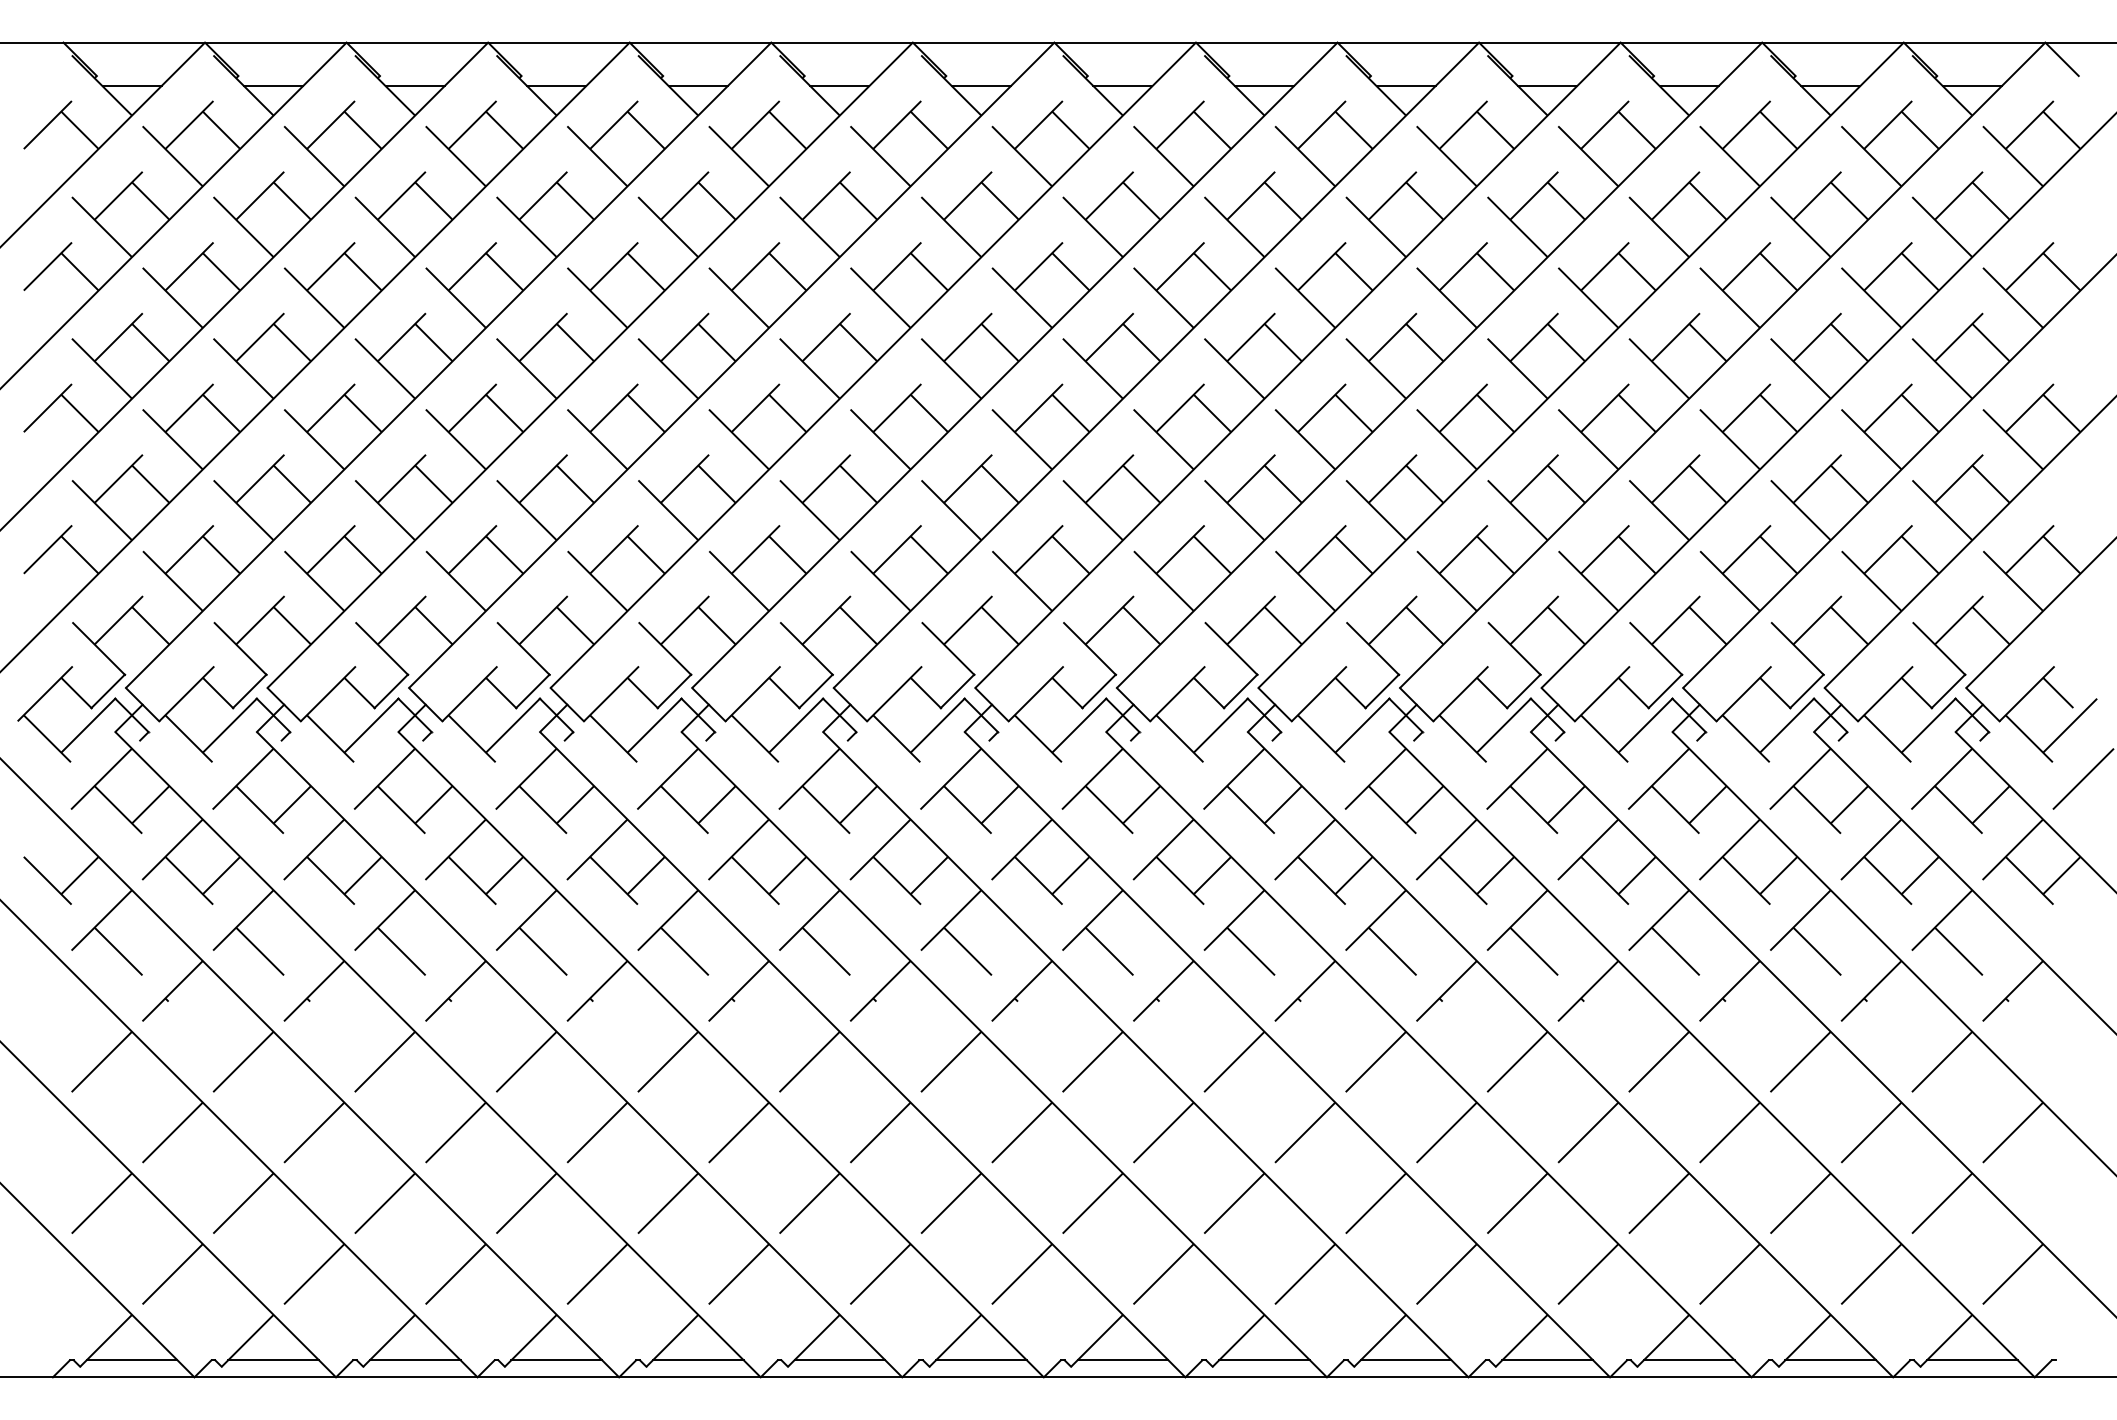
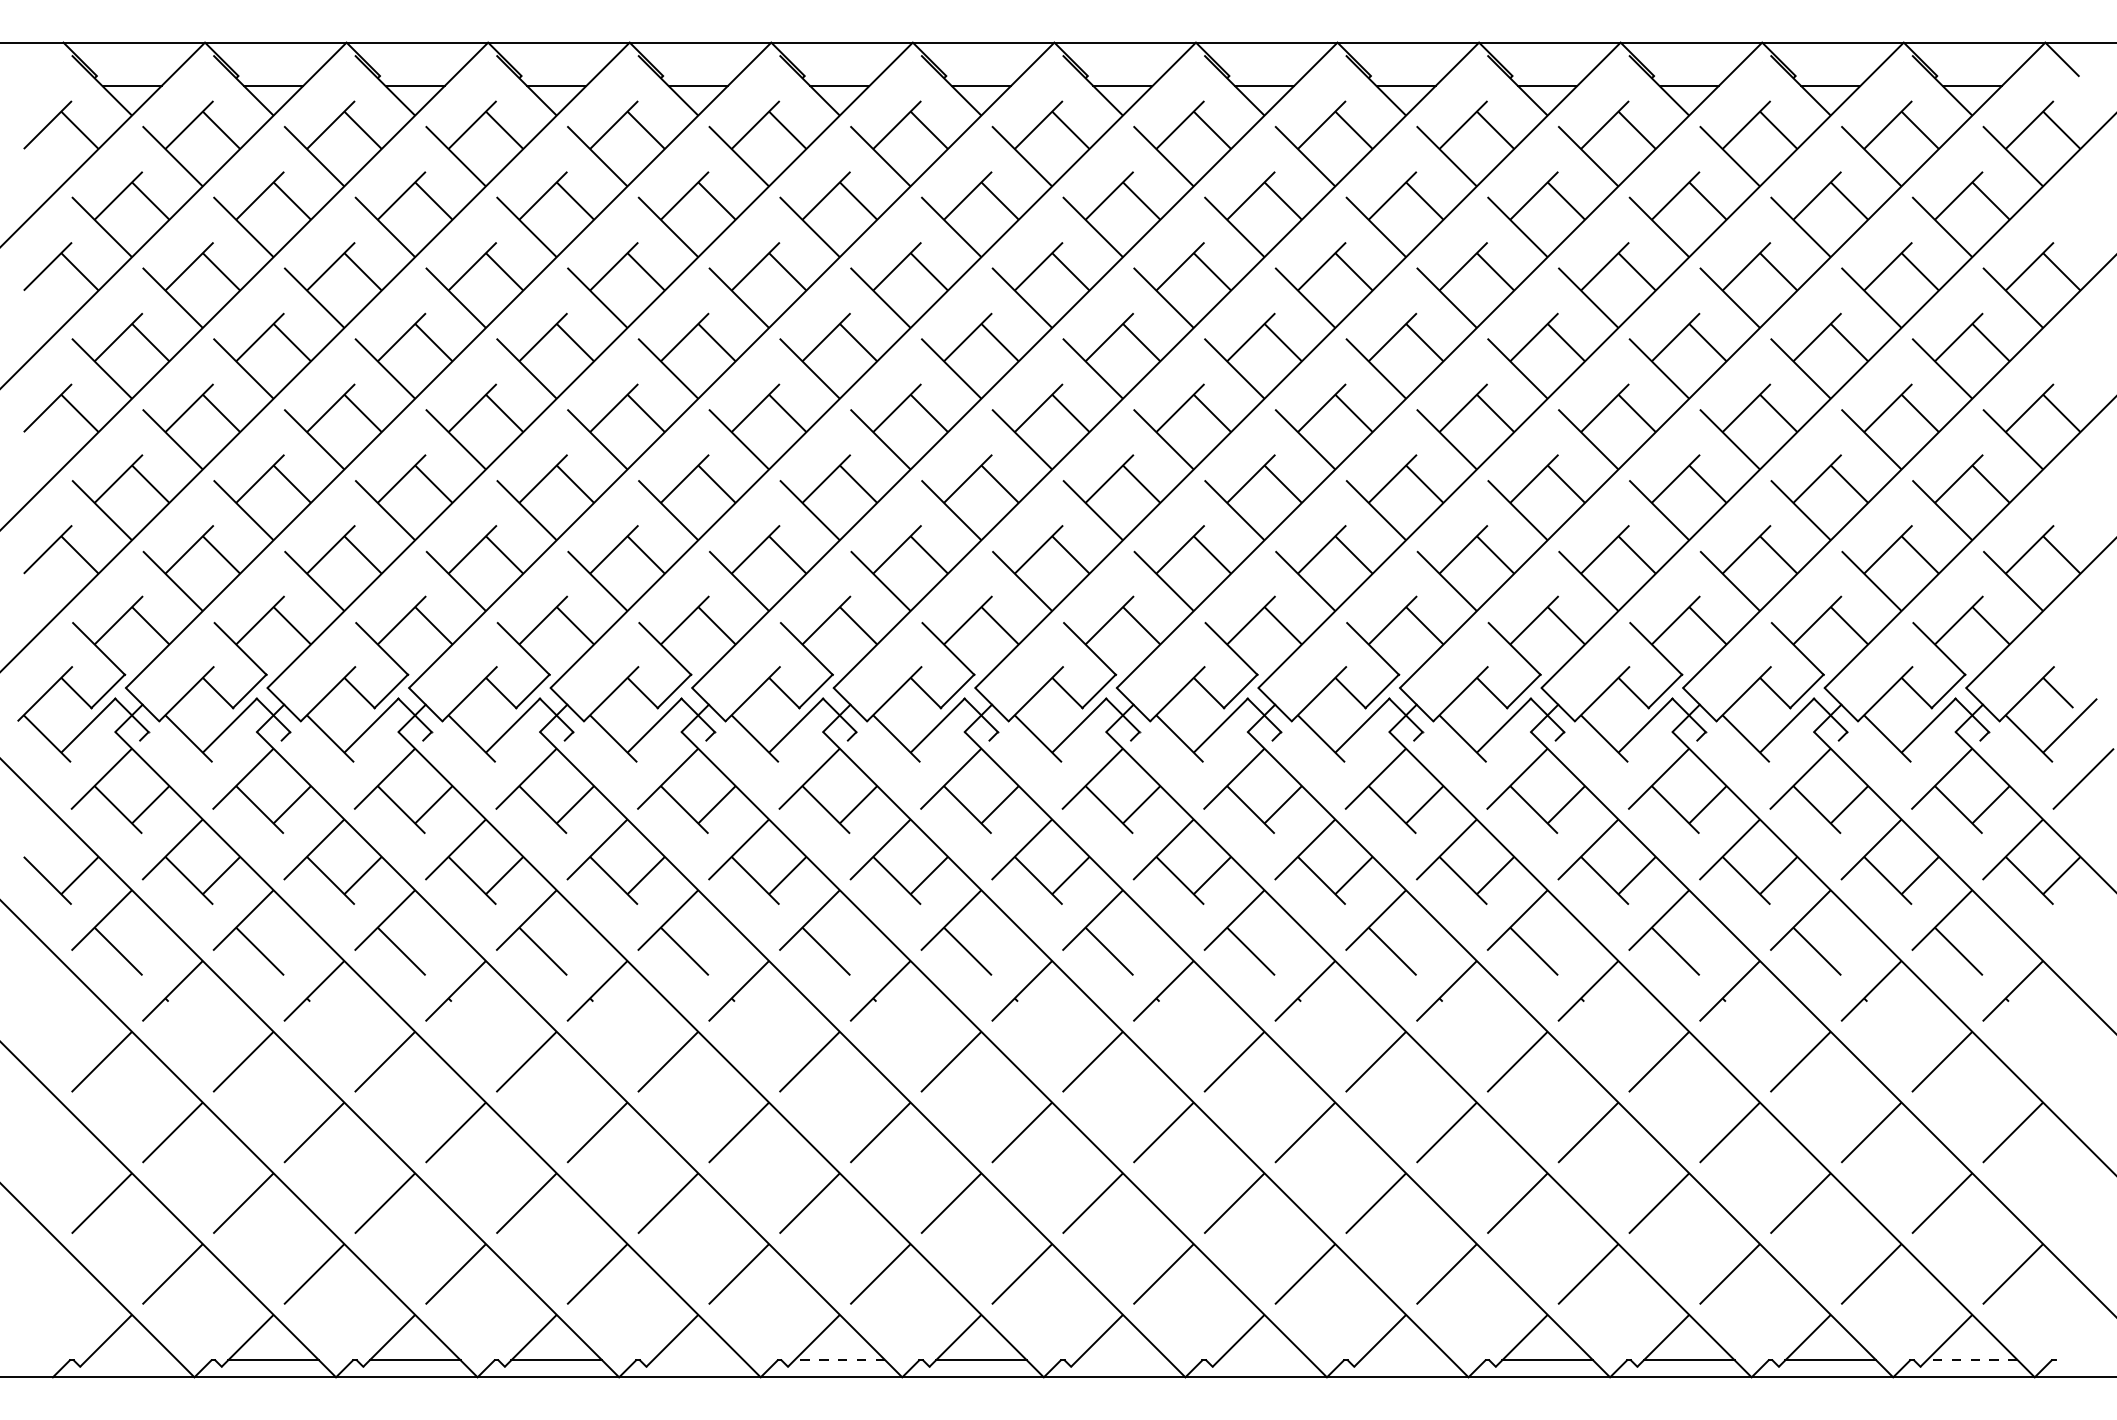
line: present -> none (131, 1360)
line: present -> none (697, 1360)
line: solid -> dashed (839, 1360)
line: present -> none (1122, 1360)
line: present -> none (1264, 1360)
line: present -> none (1405, 1360)
line: solid -> dashed (1971, 1360)
